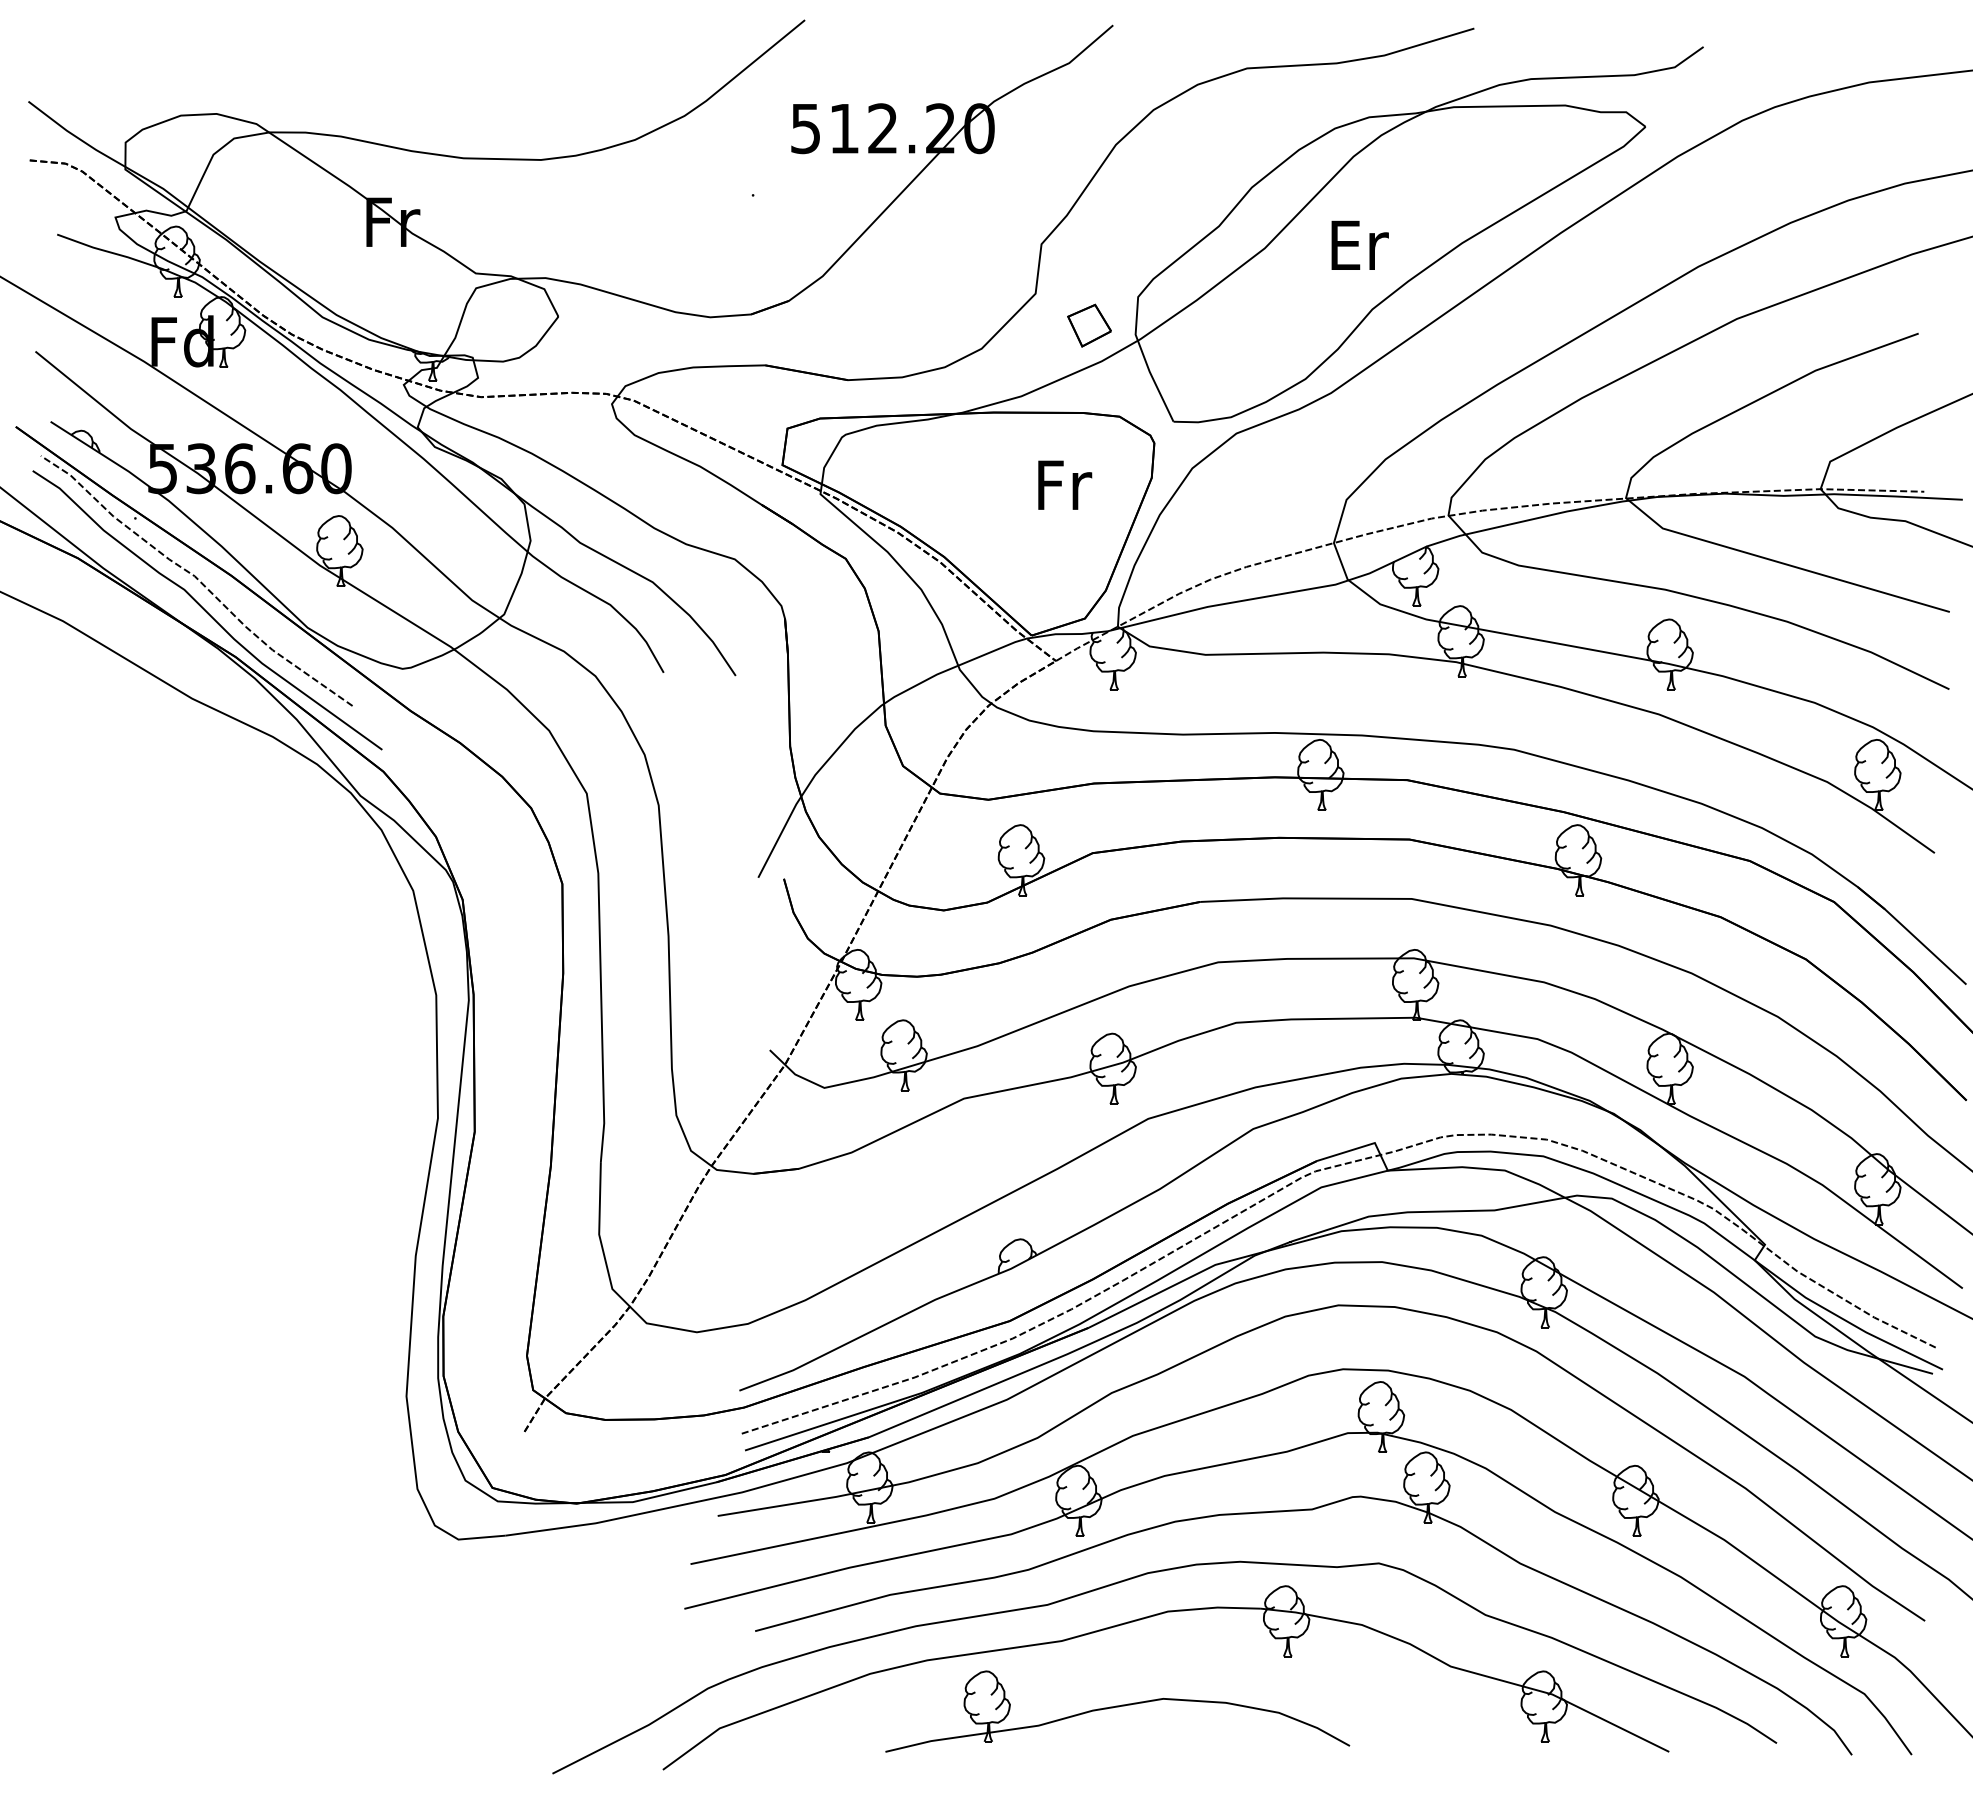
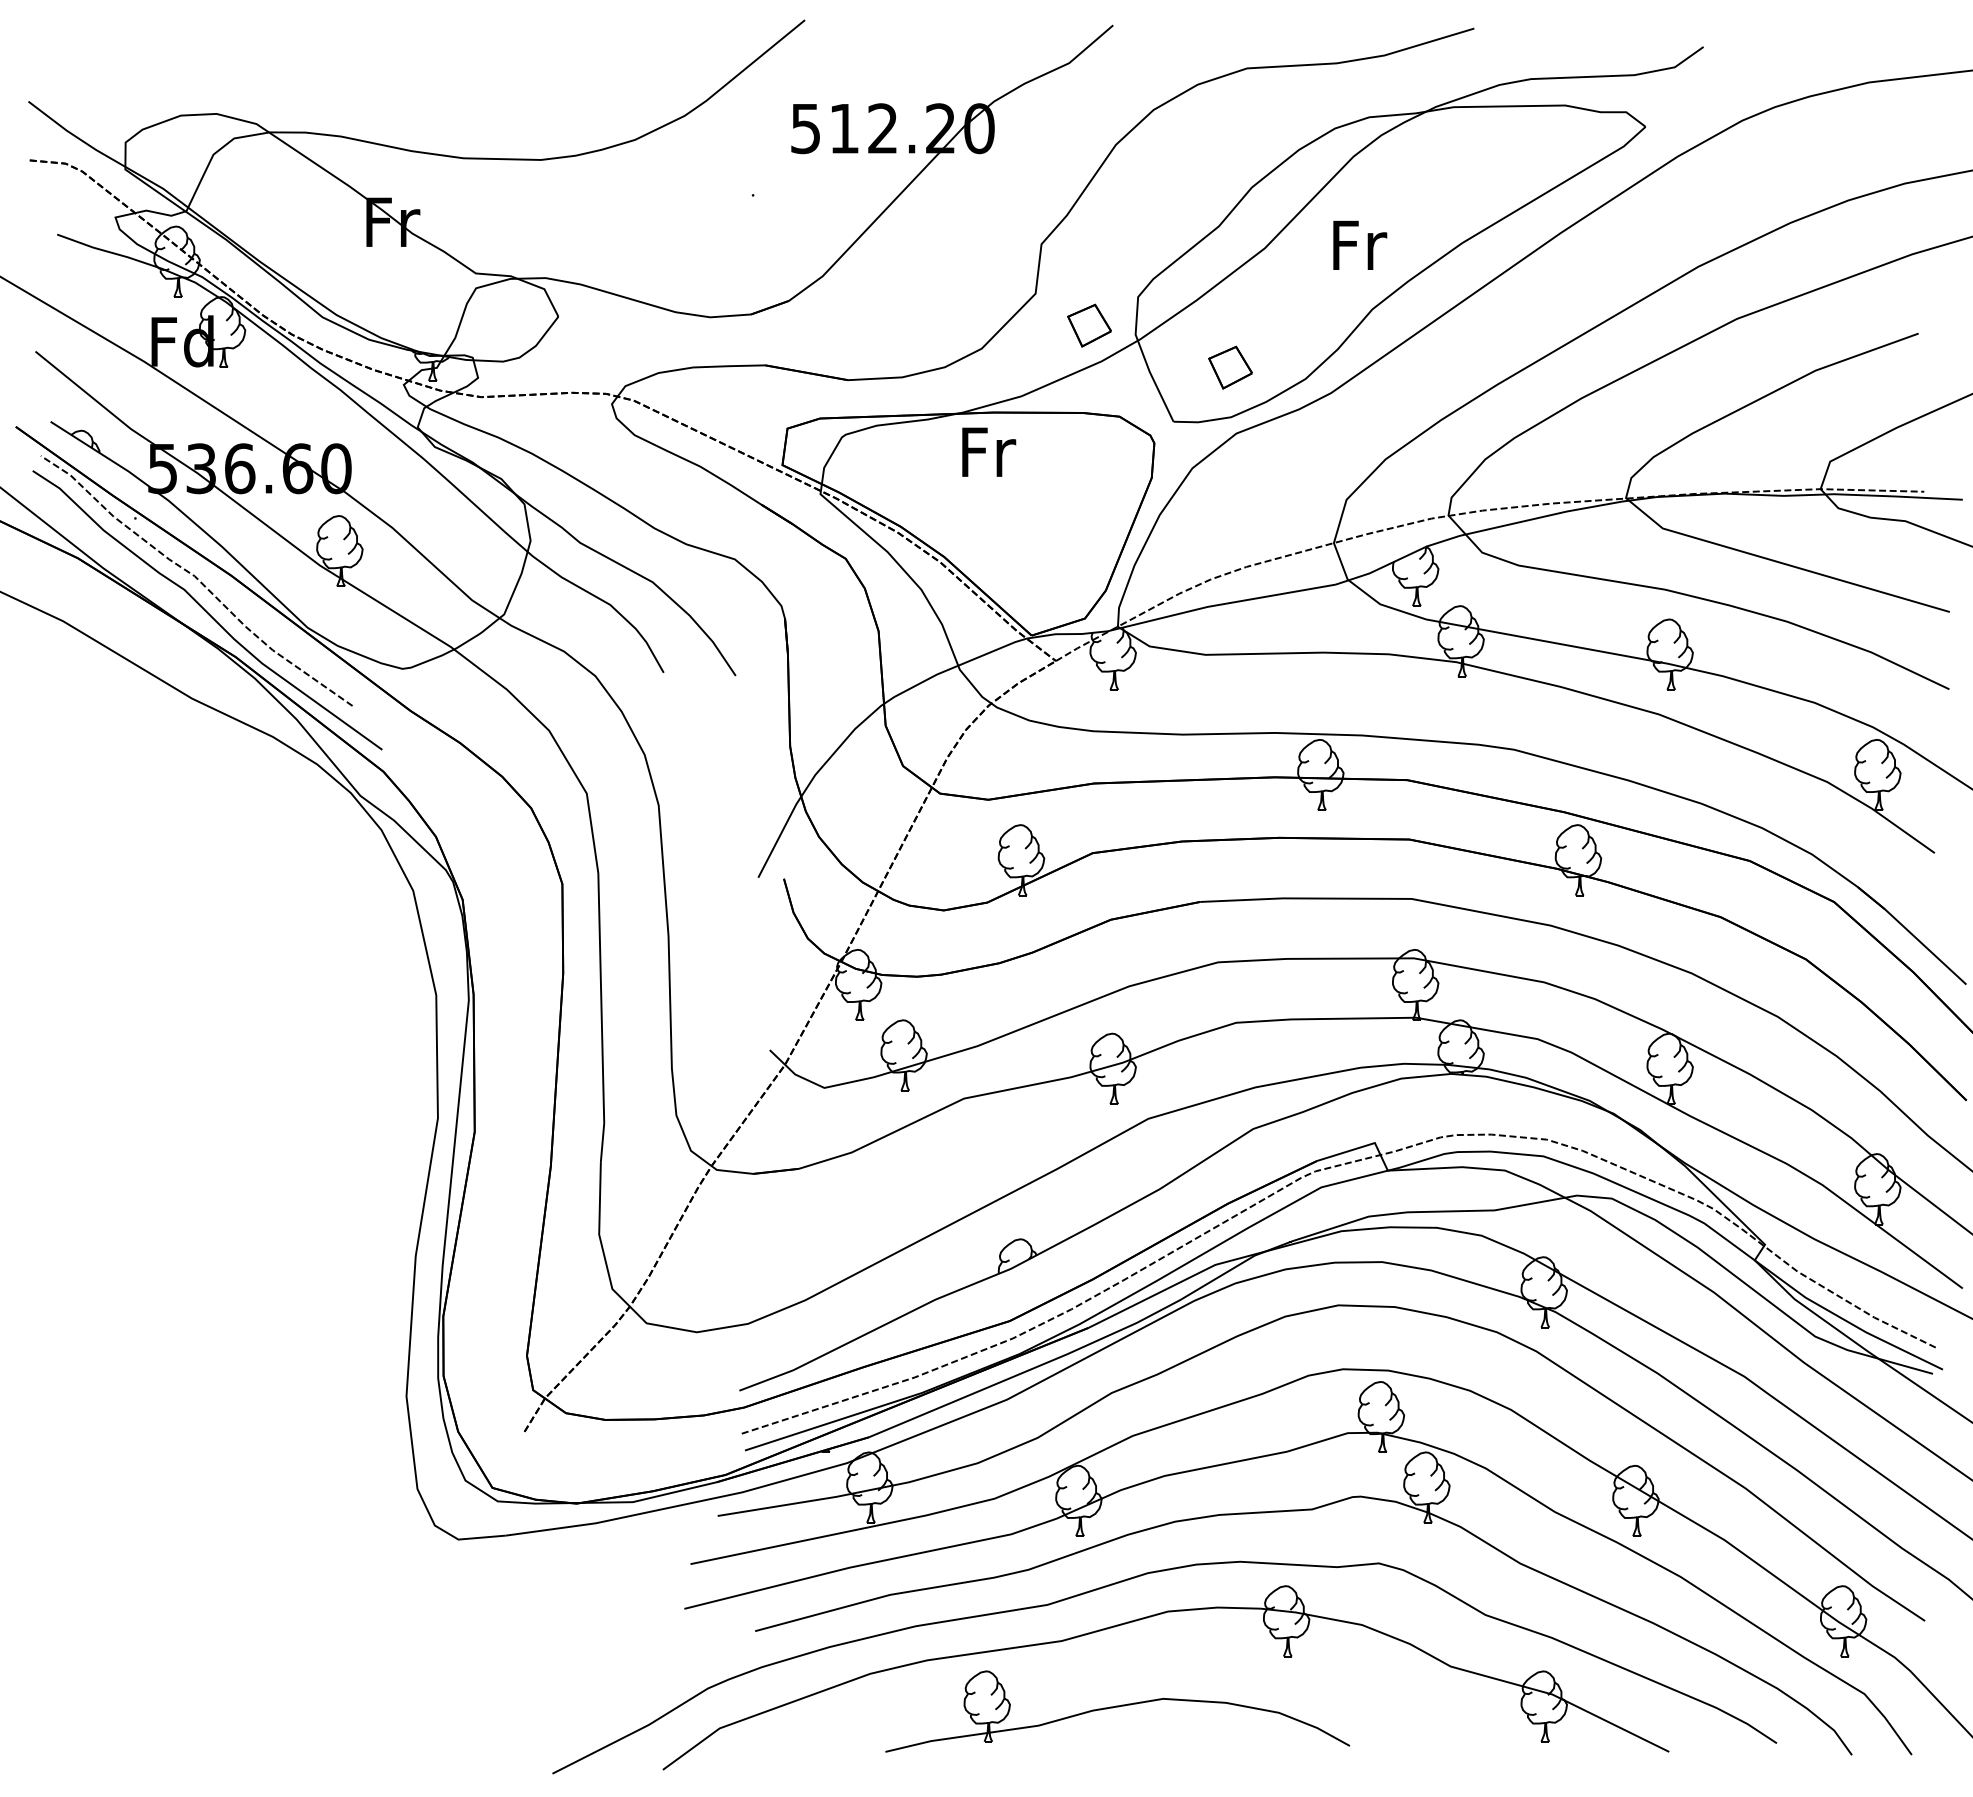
text: Er -> Fr (1359, 244)
part: none -> present (1230, 367)
text position: (1065, 484) -> (989, 451) (989, 451)
